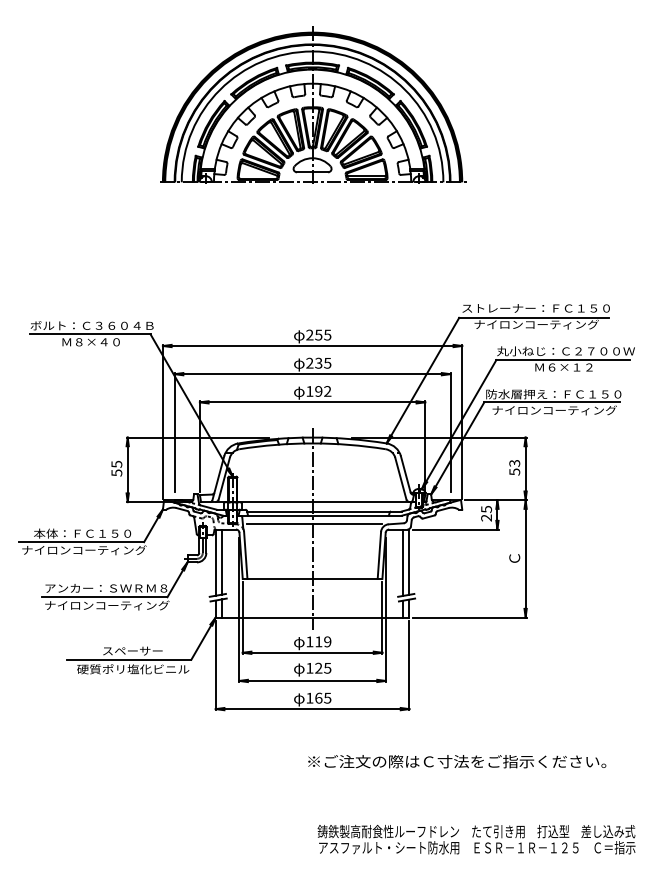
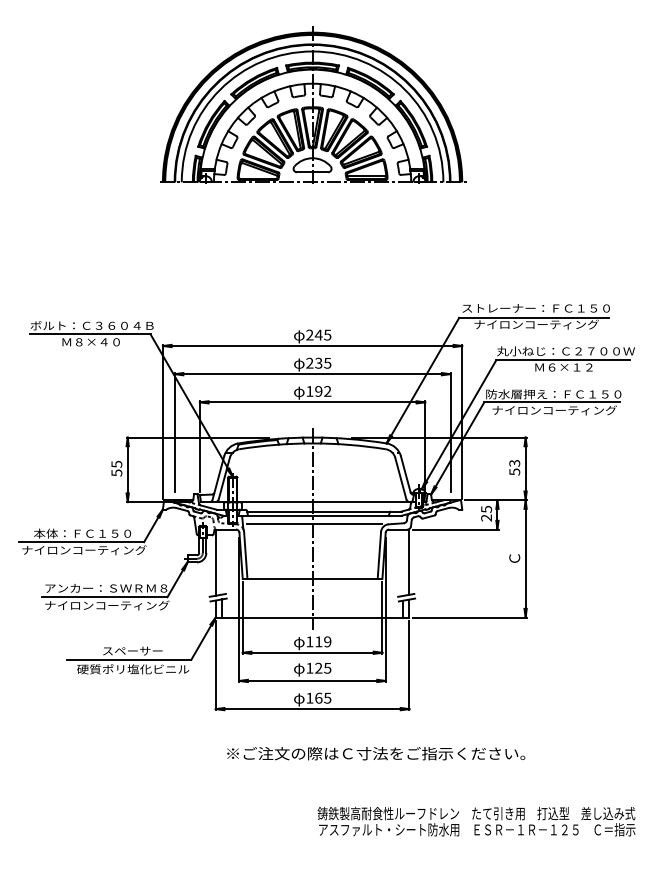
text: 255 -> 245 (318, 334)
line: present -> none (222, 561)
line: present -> none (402, 562)
text position: (457, 761) -> (376, 753) (376, 753)
text position: (476, 839) -> (476, 821) (476, 821)
